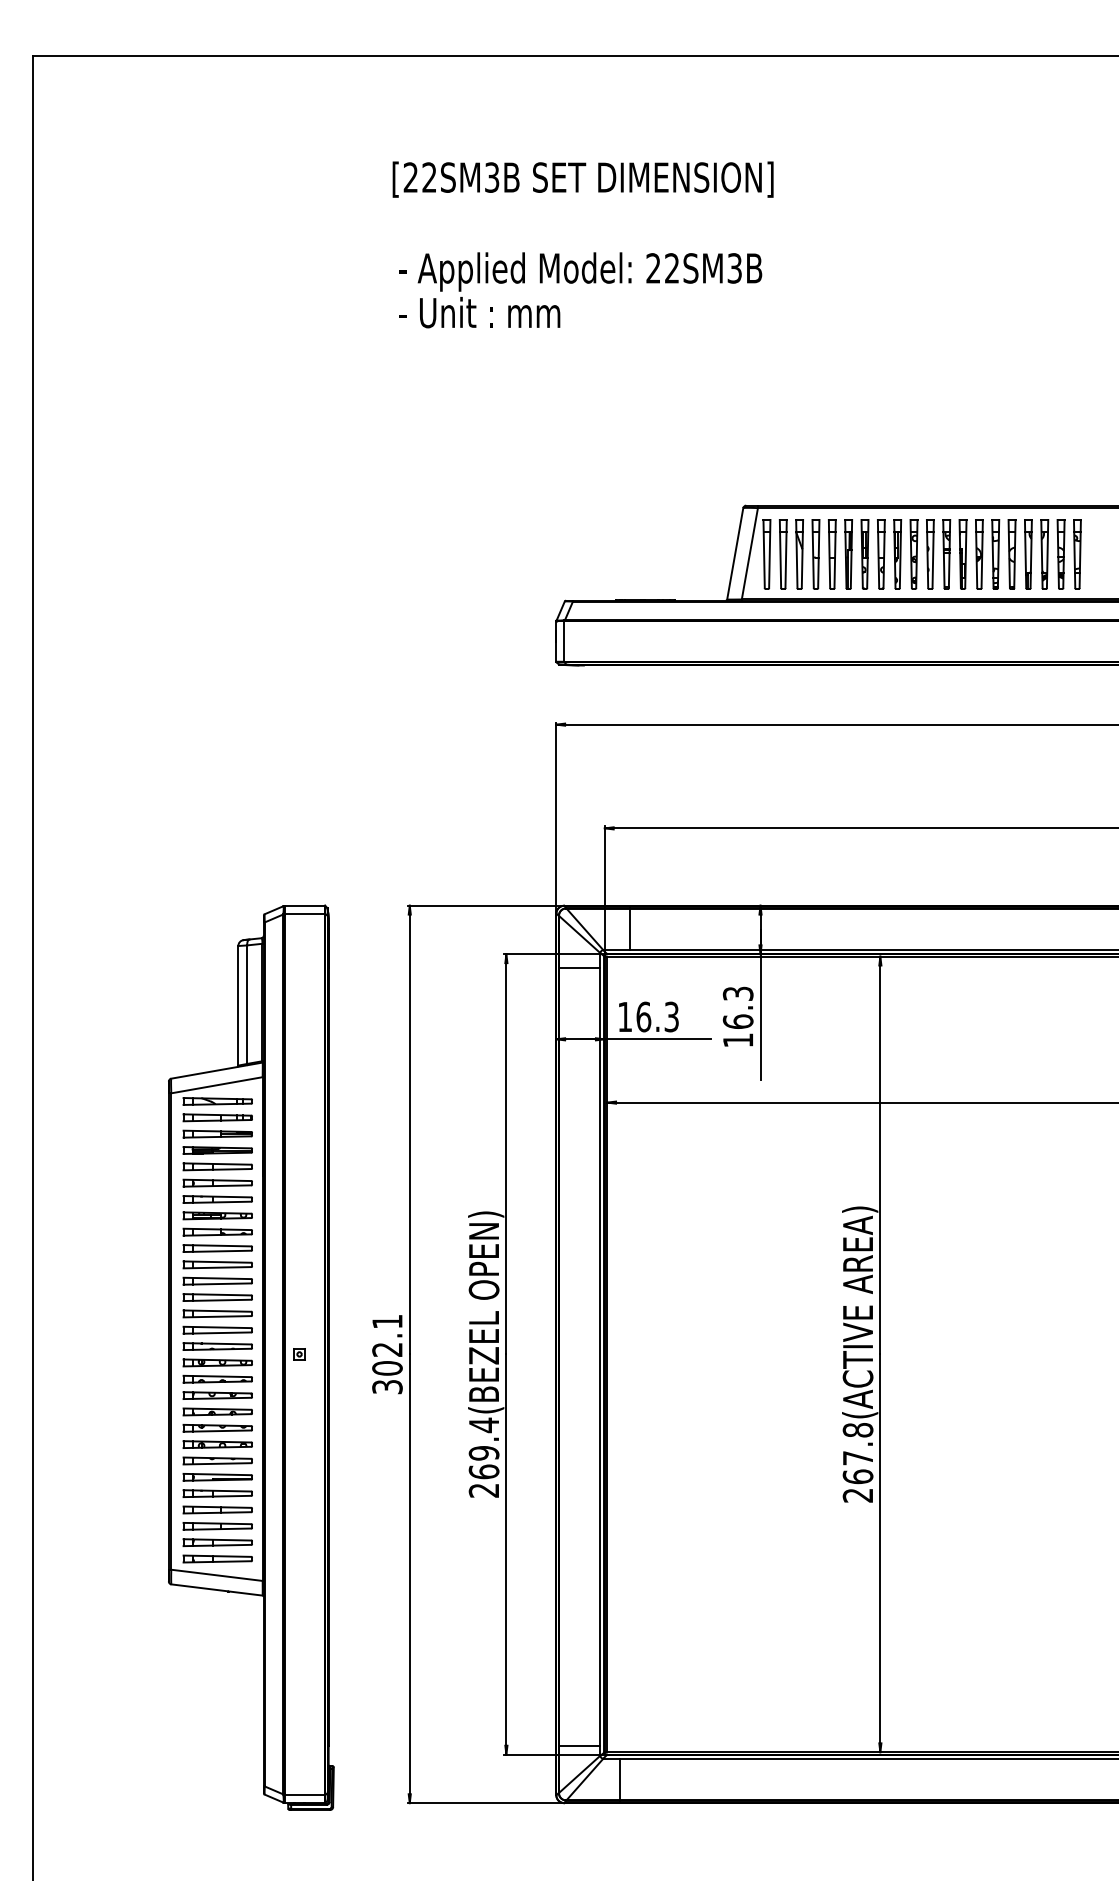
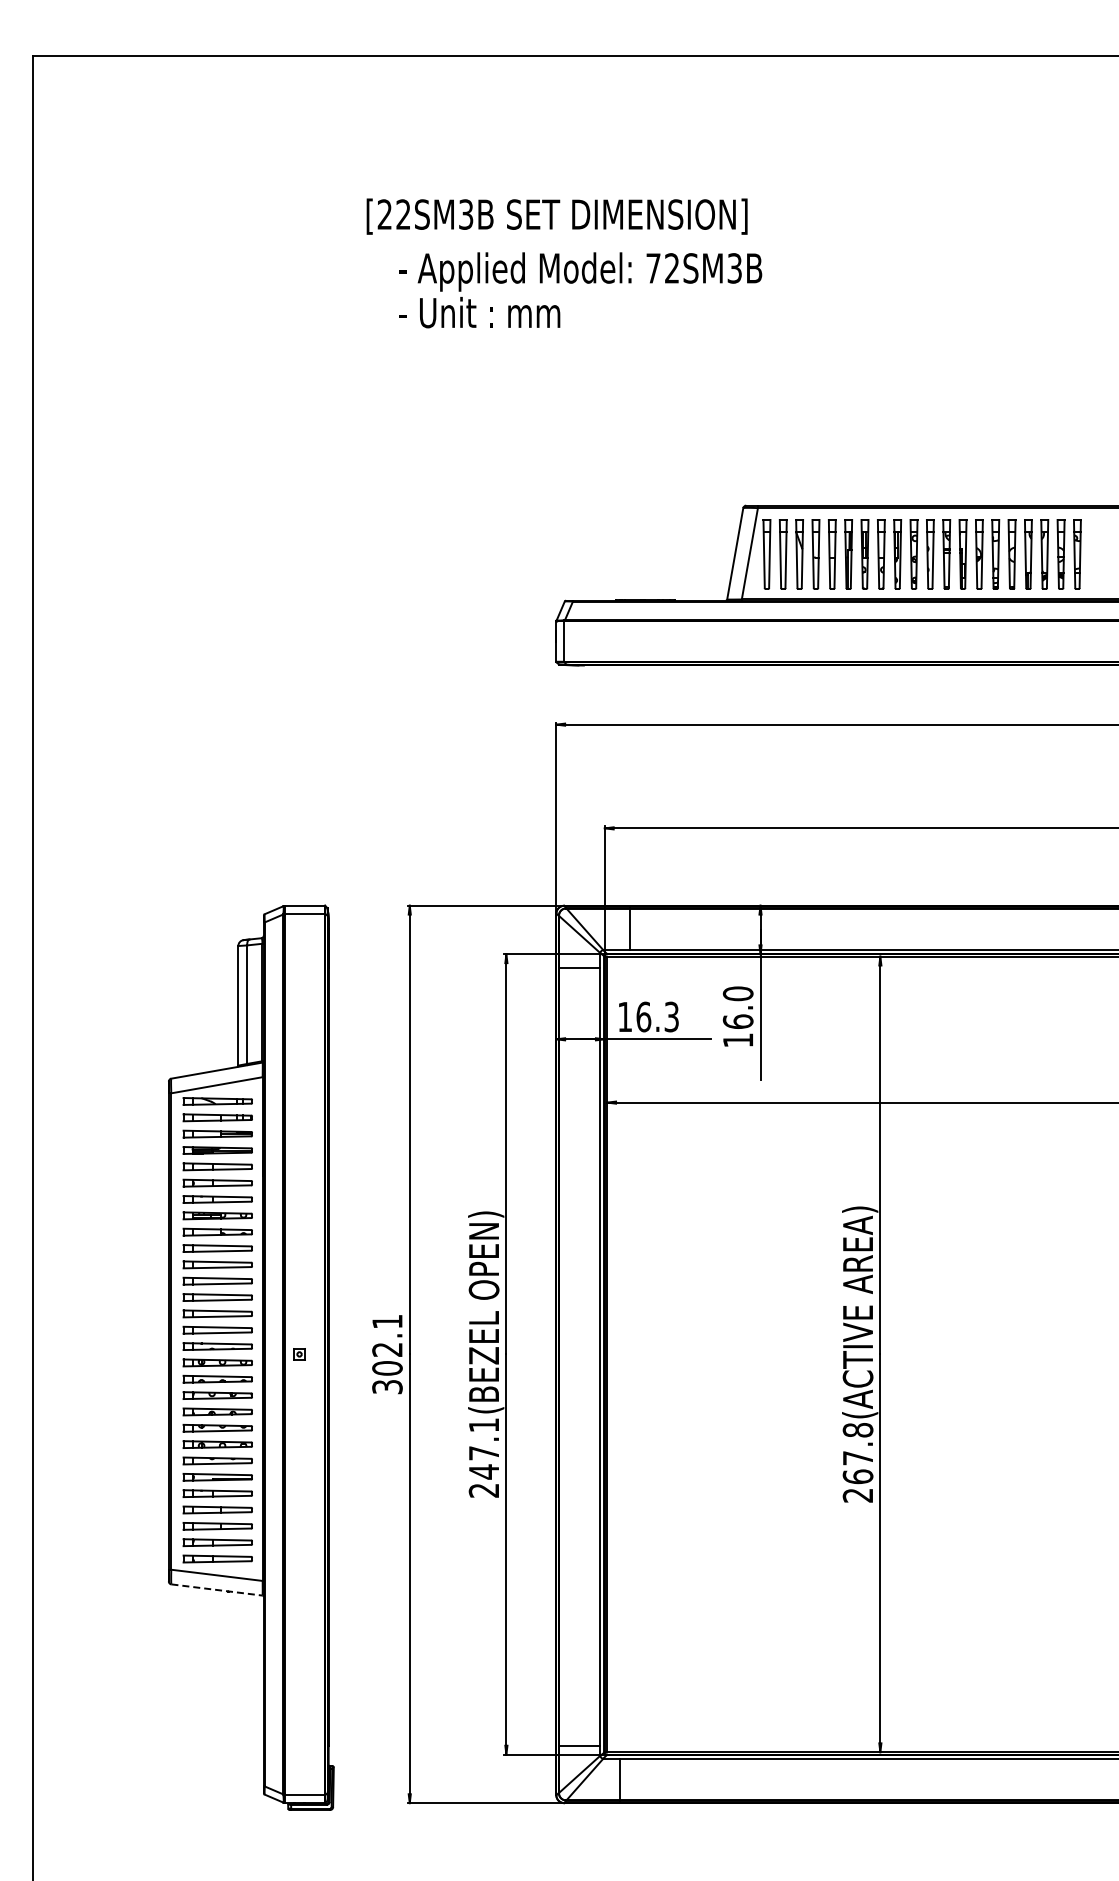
text position: (582, 179) -> (556, 216) (556, 216)
text: 22SM3B -> 72SM3B (653, 268)
text: 16.3 -> 16.0 (738, 993)
text: 269.4(BEZEL -> 247.1(BEZEL (483, 1448)
line: solid -> dashed (217, 1589)
